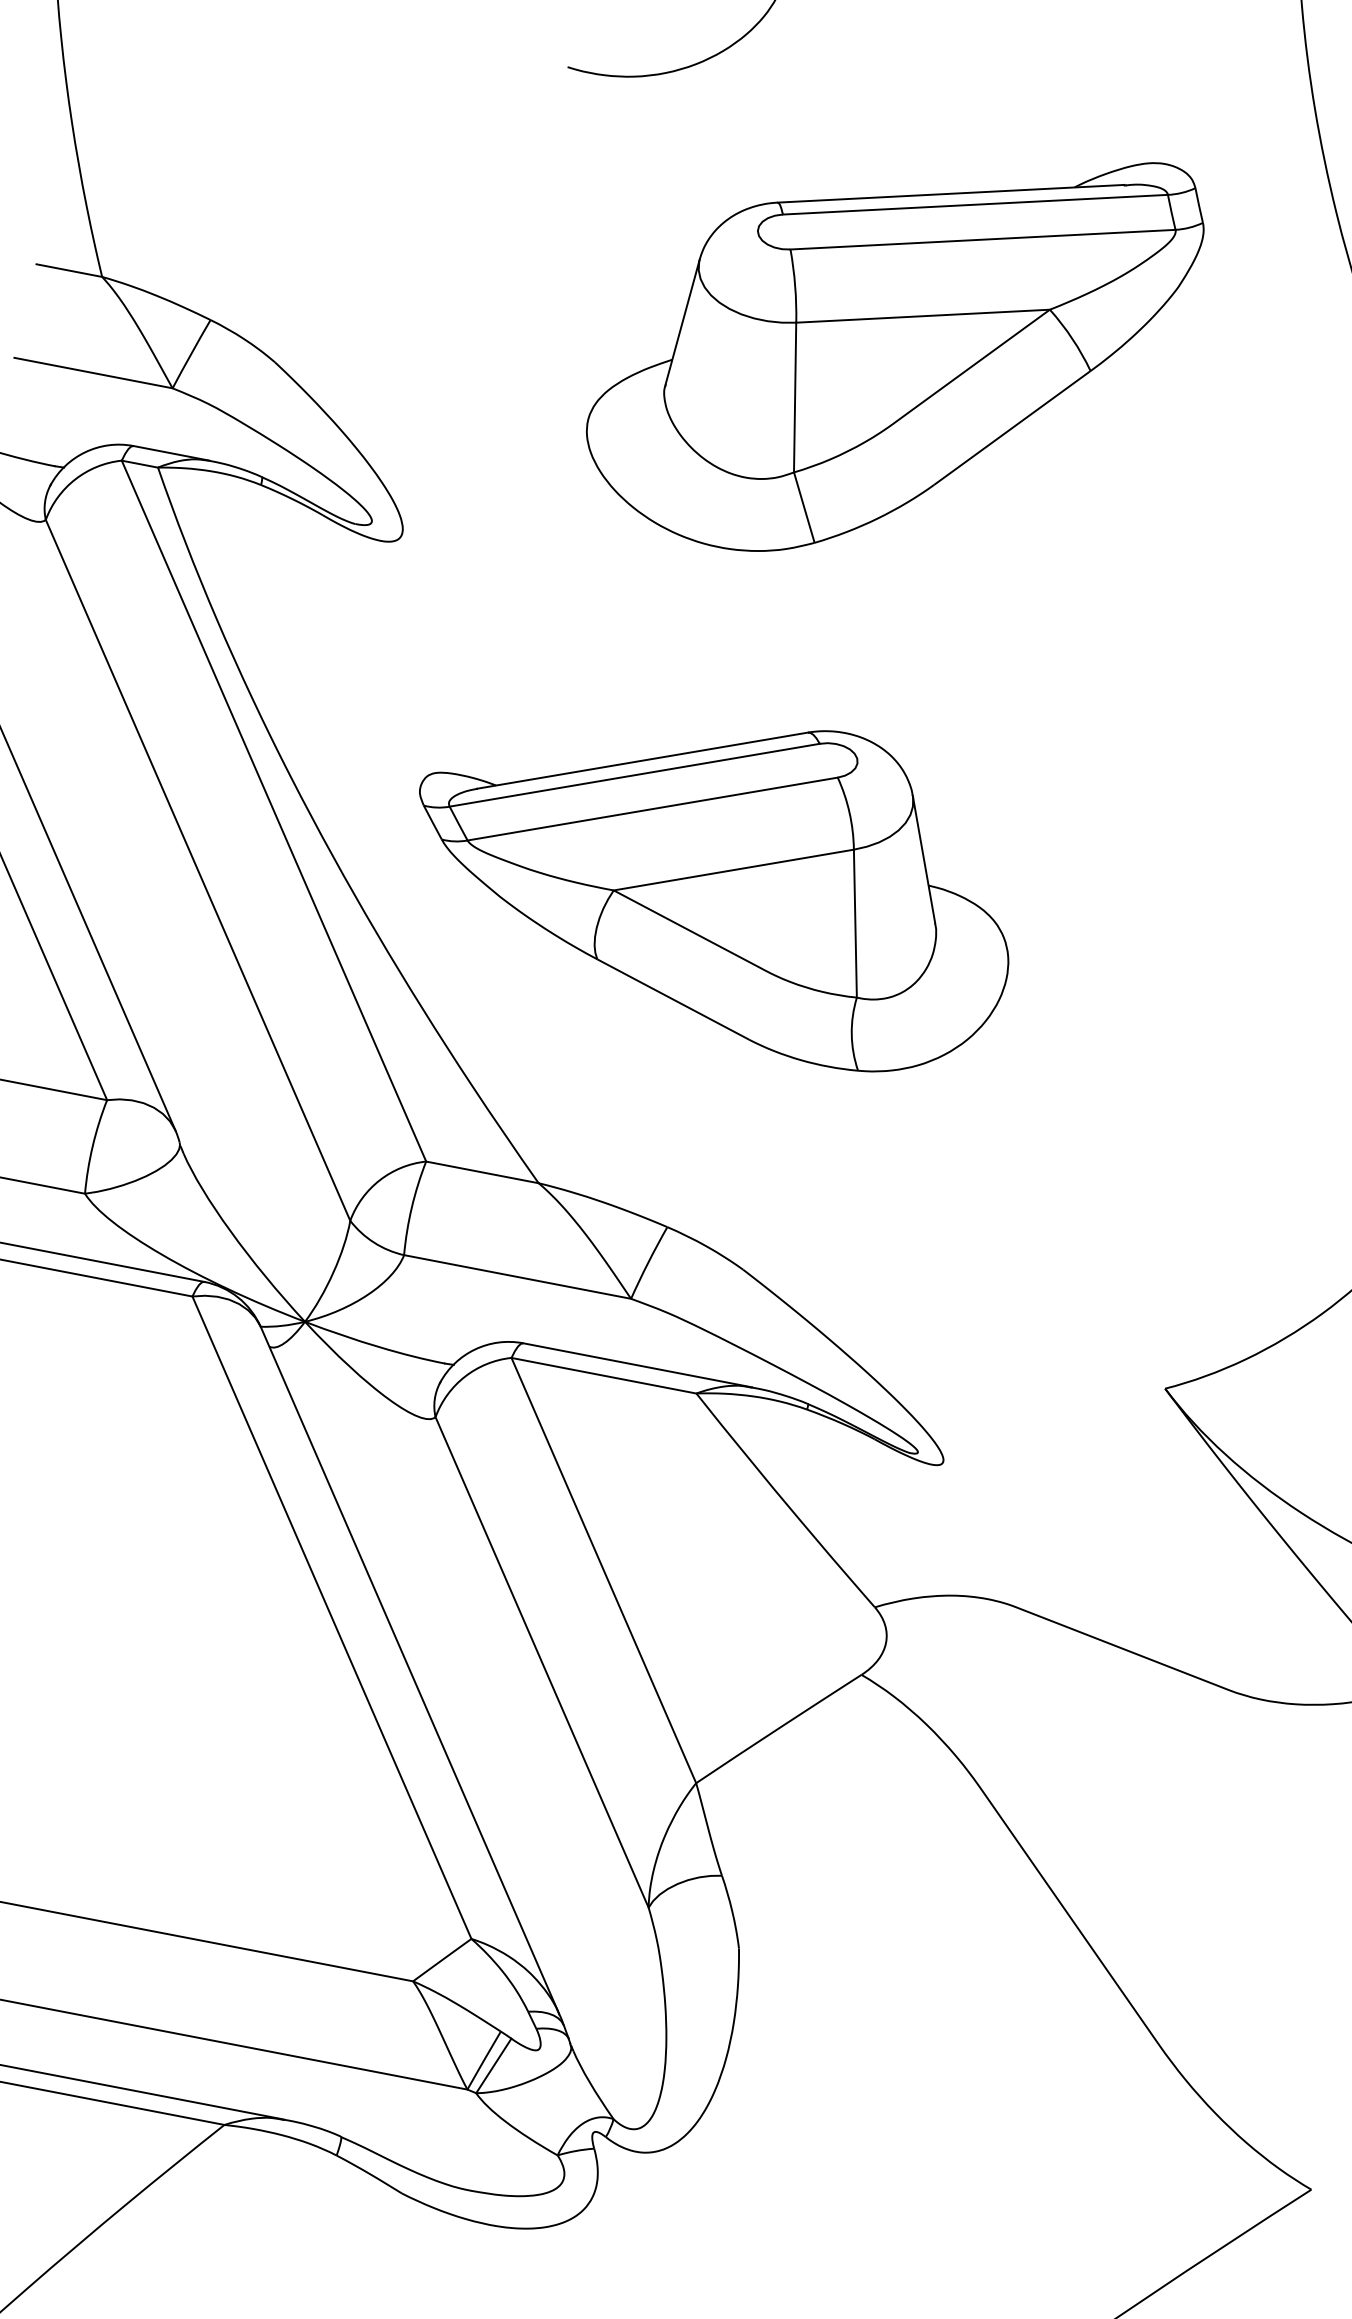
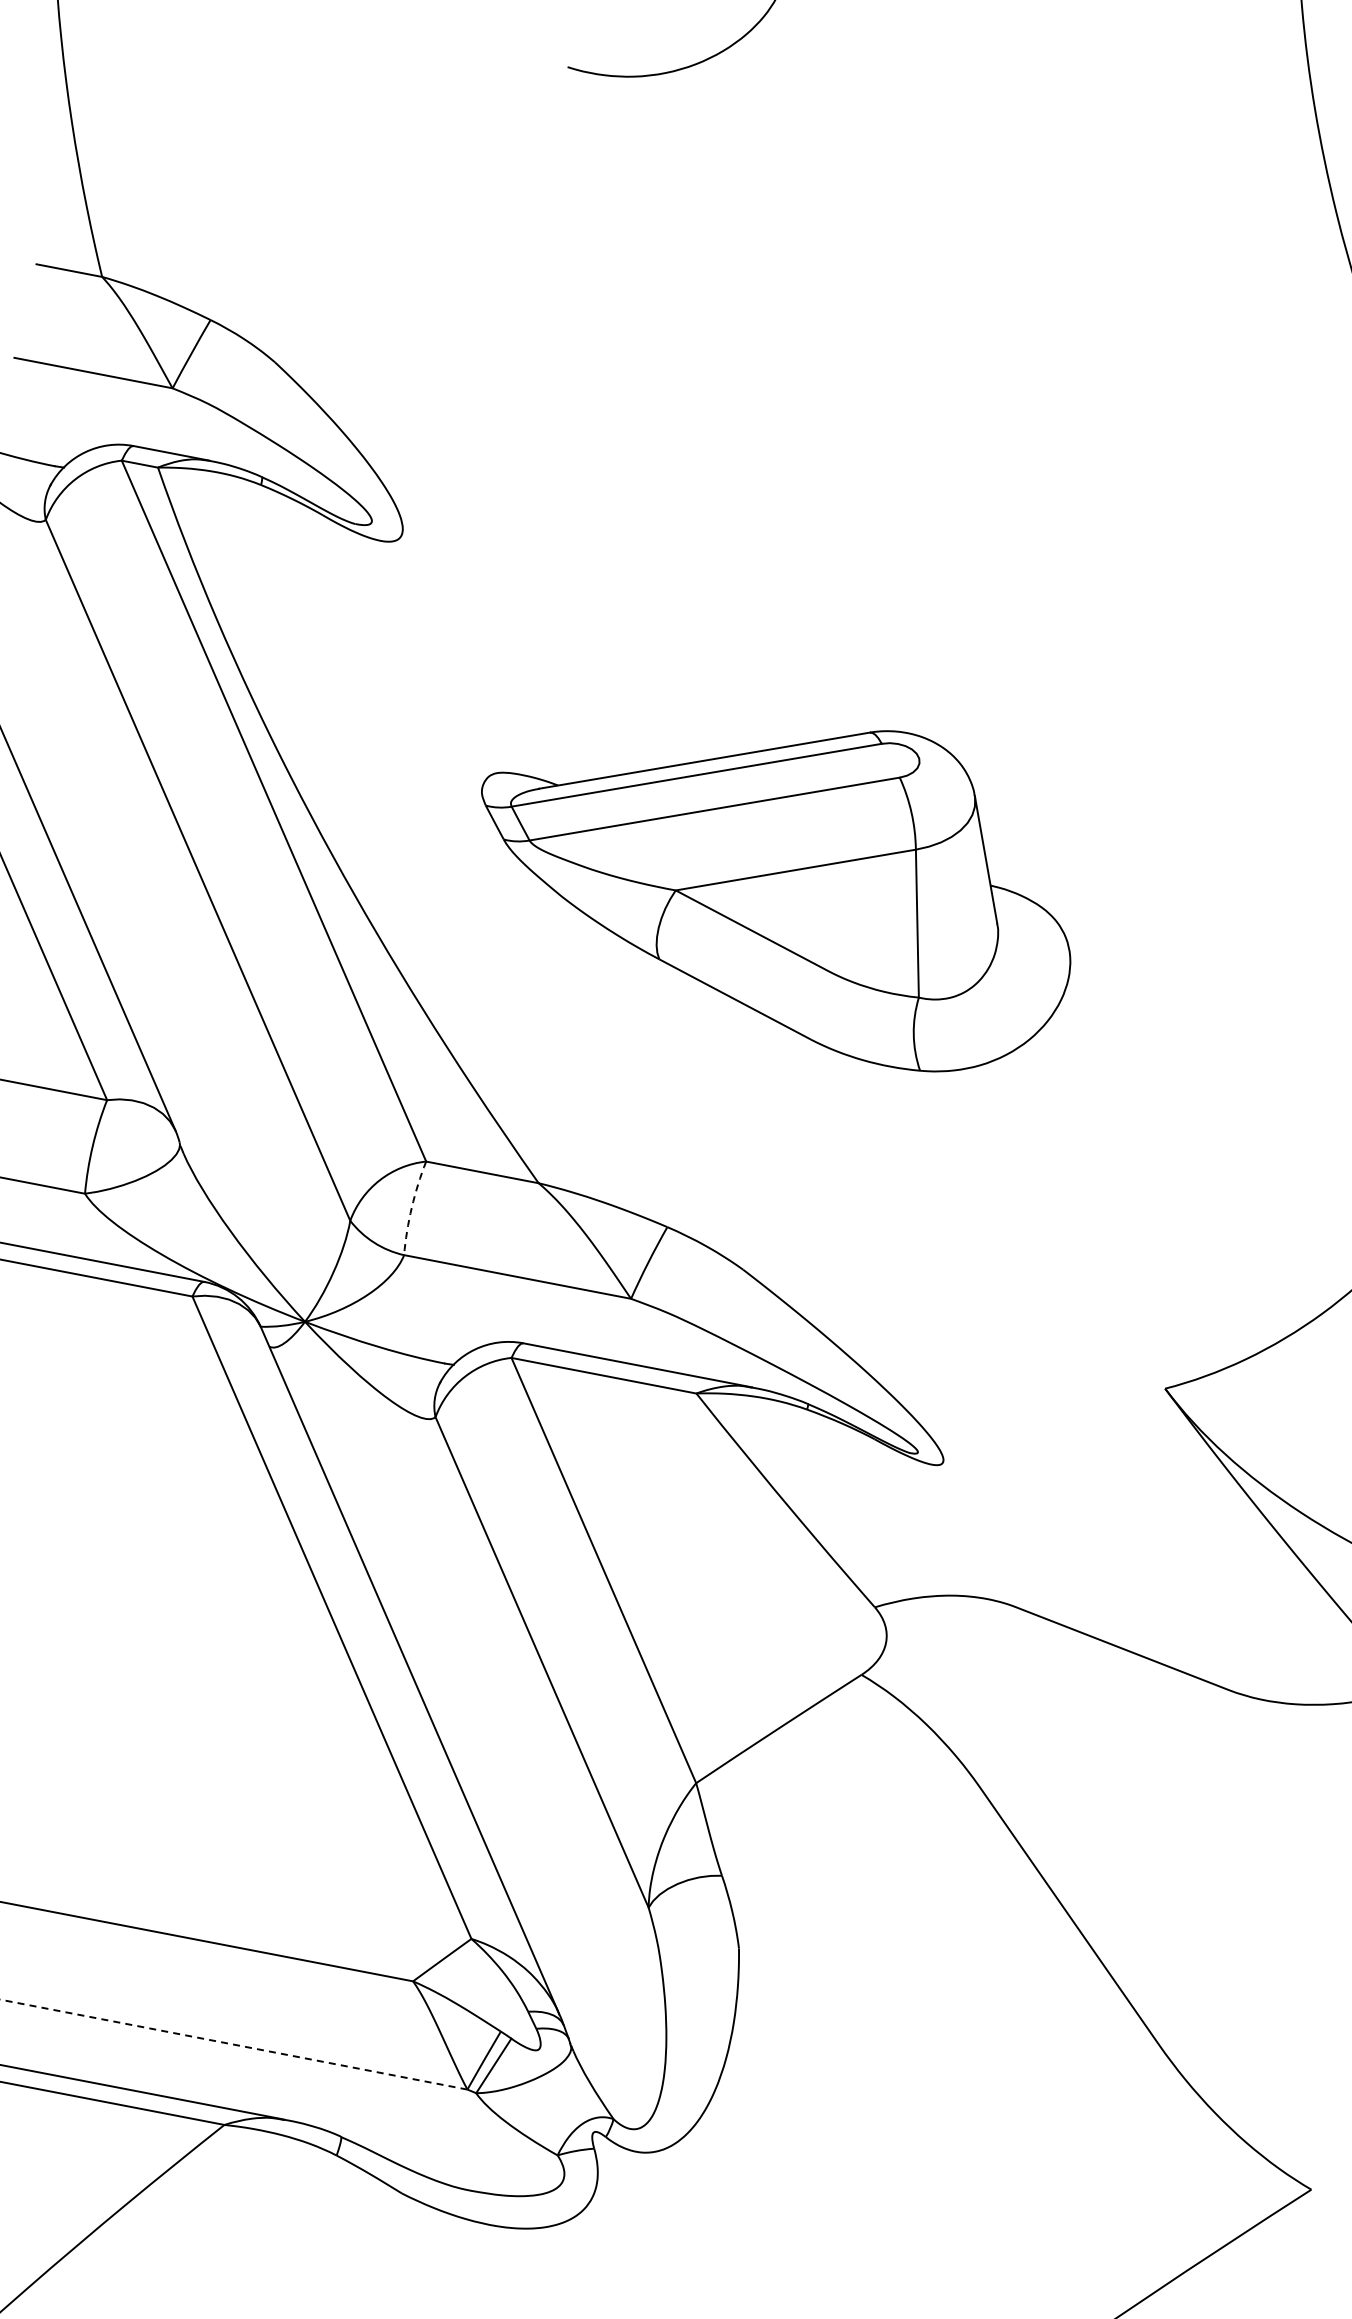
part: present -> none (895, 356)
part position: (714, 901) -> (776, 901) (776, 901)
arc: solid -> dashed (411, 1207)
line: solid -> dashed (233, 2044)
